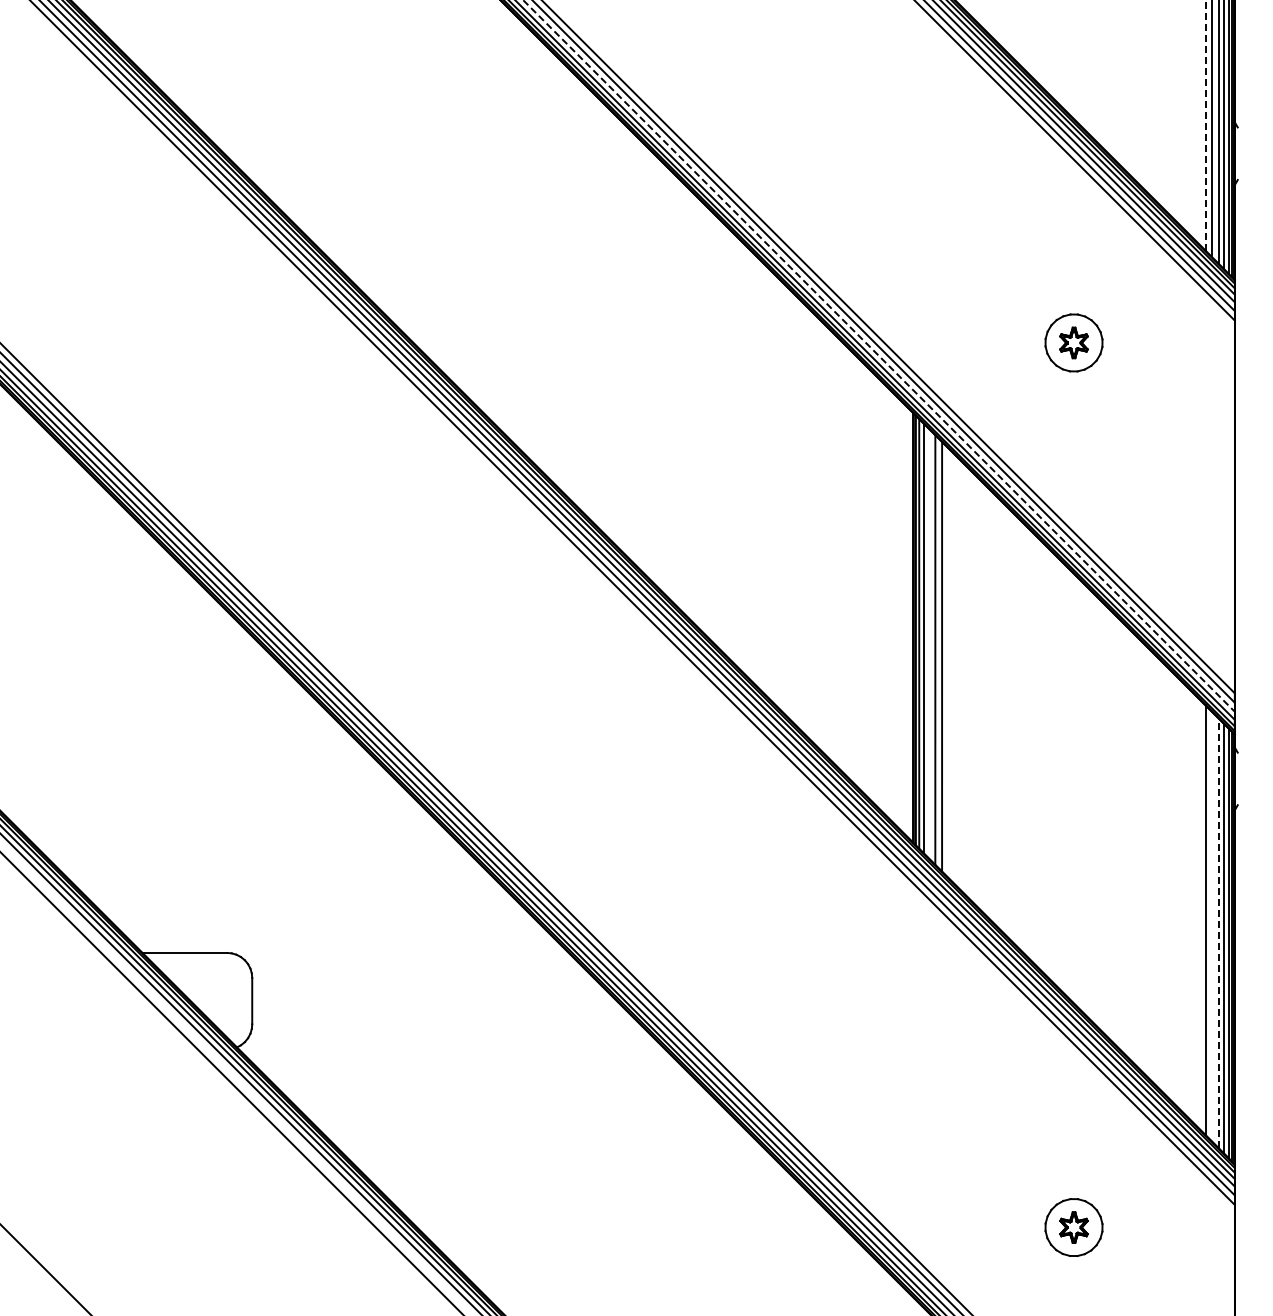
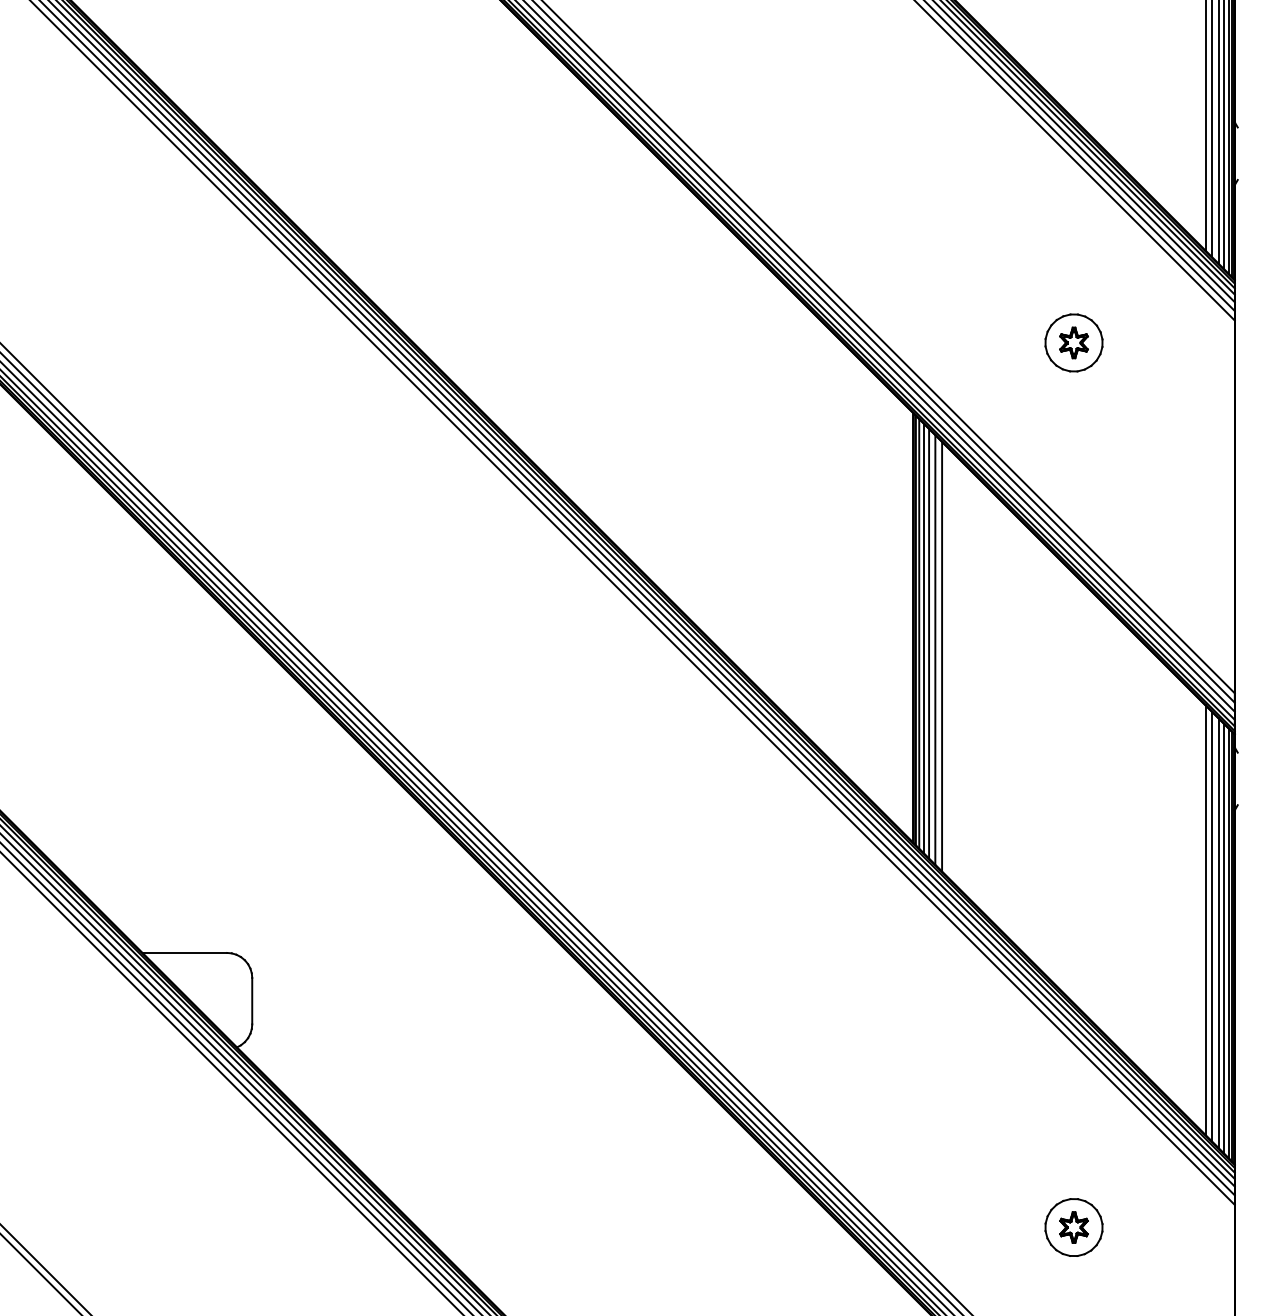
line: dashed -> solid (1205, 125)
line: dashed -> solid (879, 356)
line: none -> present (929, 643)
line: none -> present (1212, 926)
line: dashed -> solid (1218, 933)
line: none -> present (236, 1078)
line: none -> present (40, 1273)
